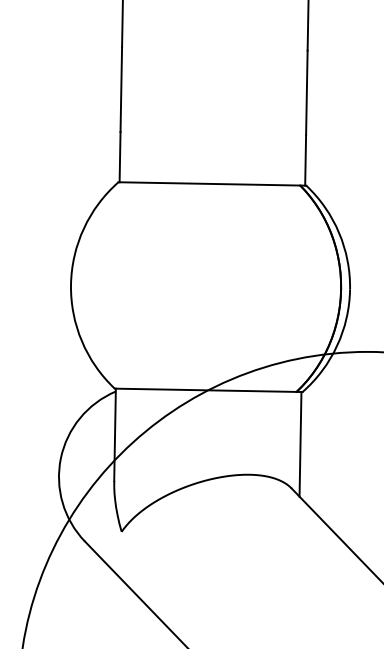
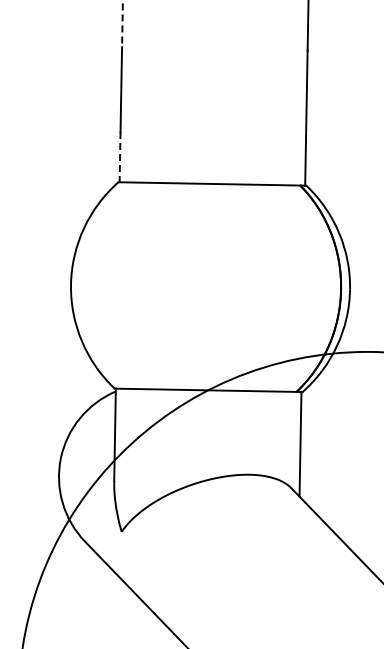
line: solid -> dashed (122, 24)
line: solid -> dashed (120, 157)
